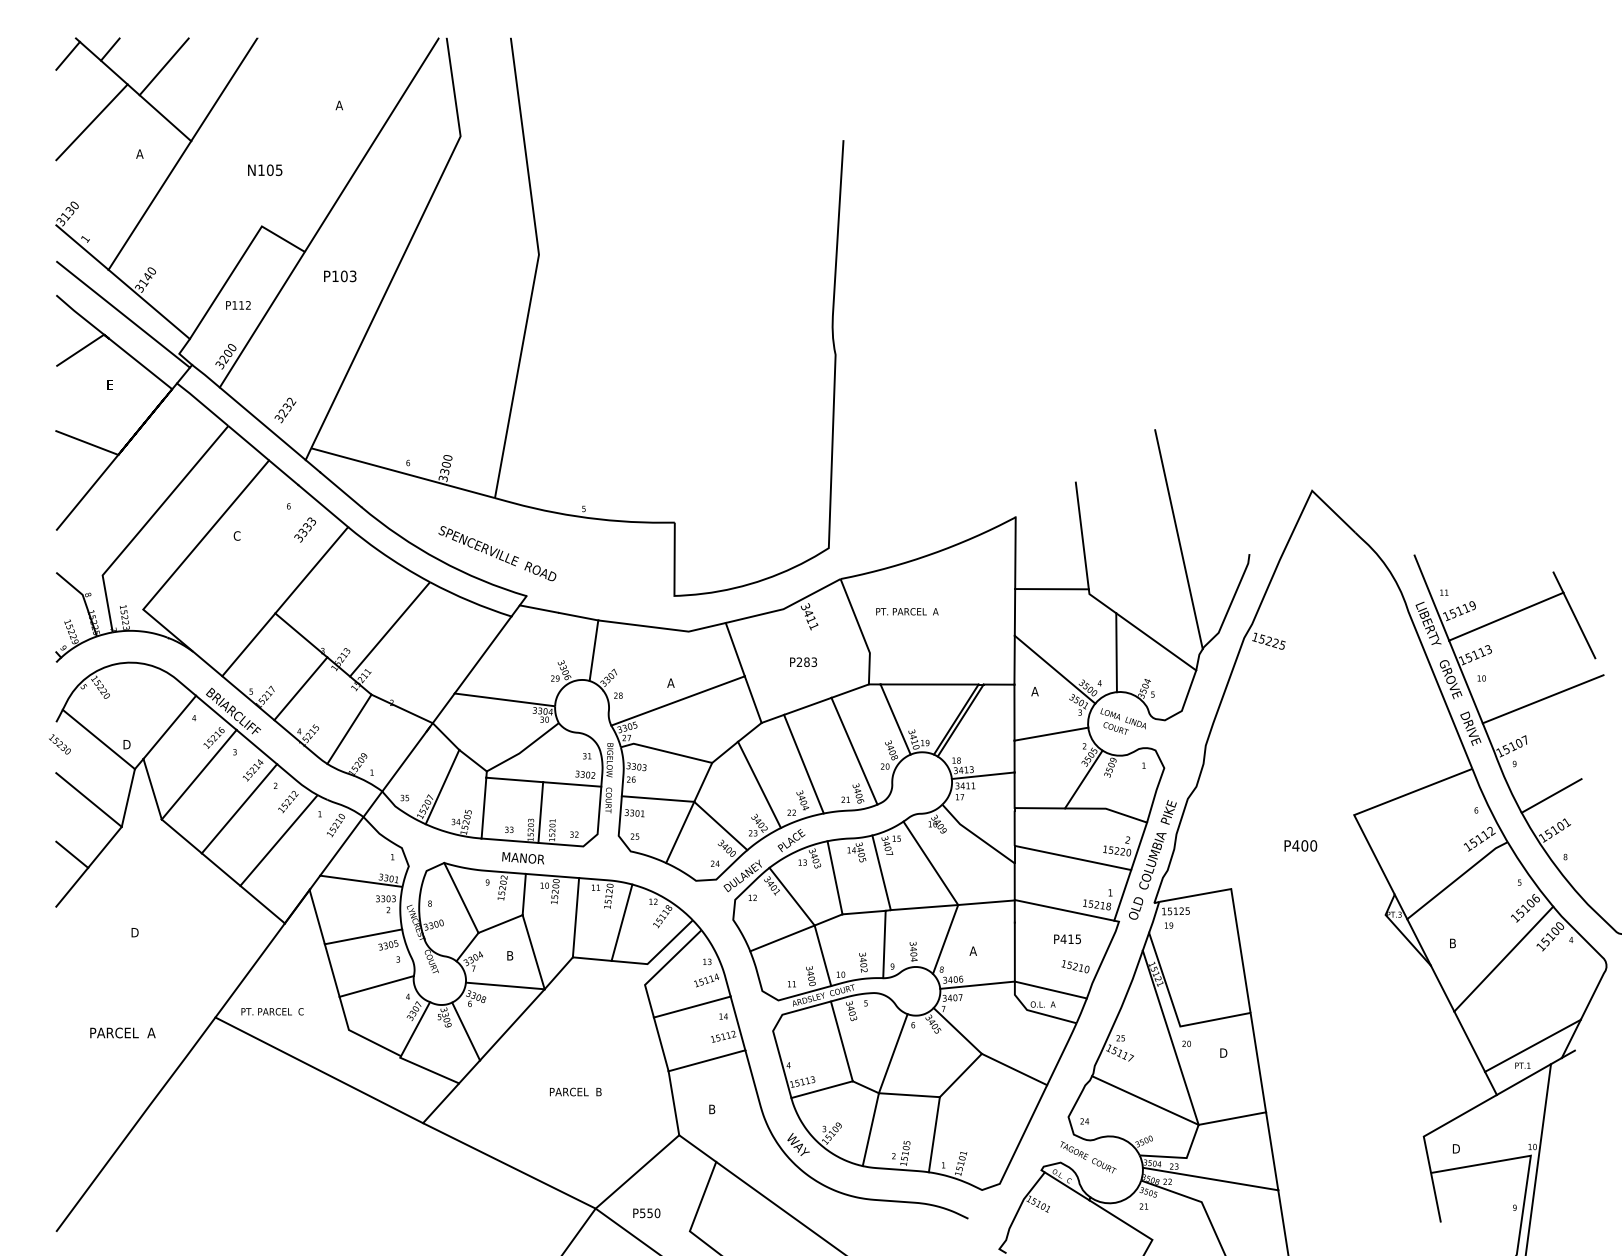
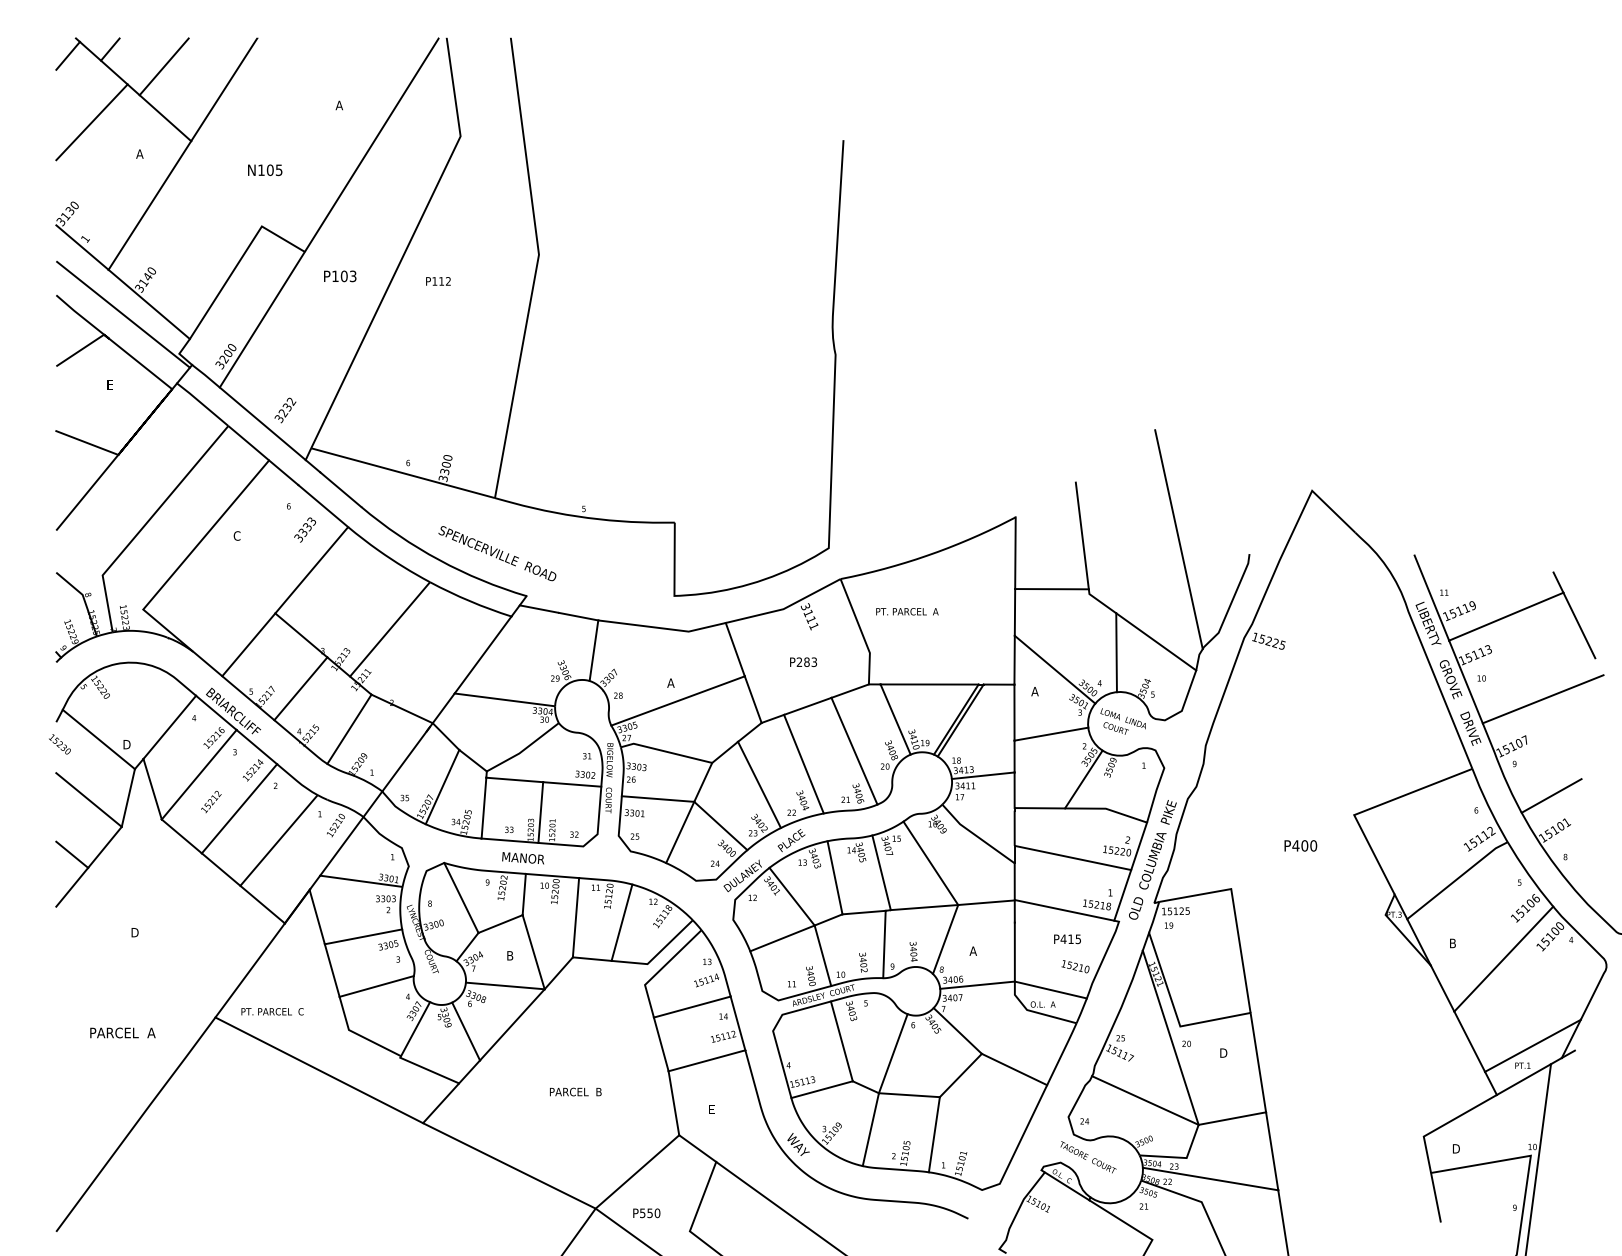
text position: (238, 305) -> (438, 281) (438, 281)
text: 3411 -> 3111 (808, 613)
text position: (288, 801) -> (211, 801) (211, 801)
text: B -> E (712, 1109)
